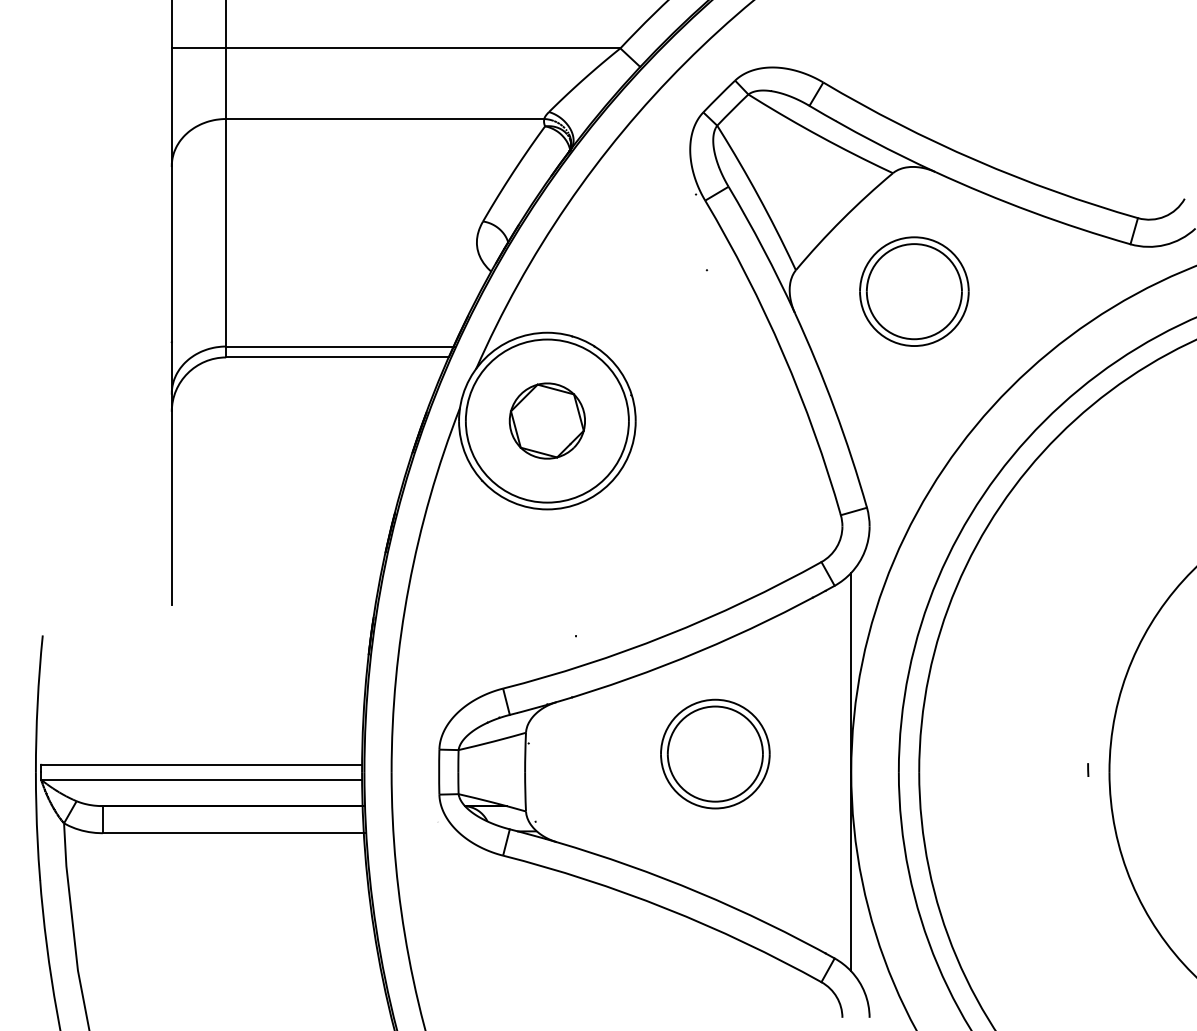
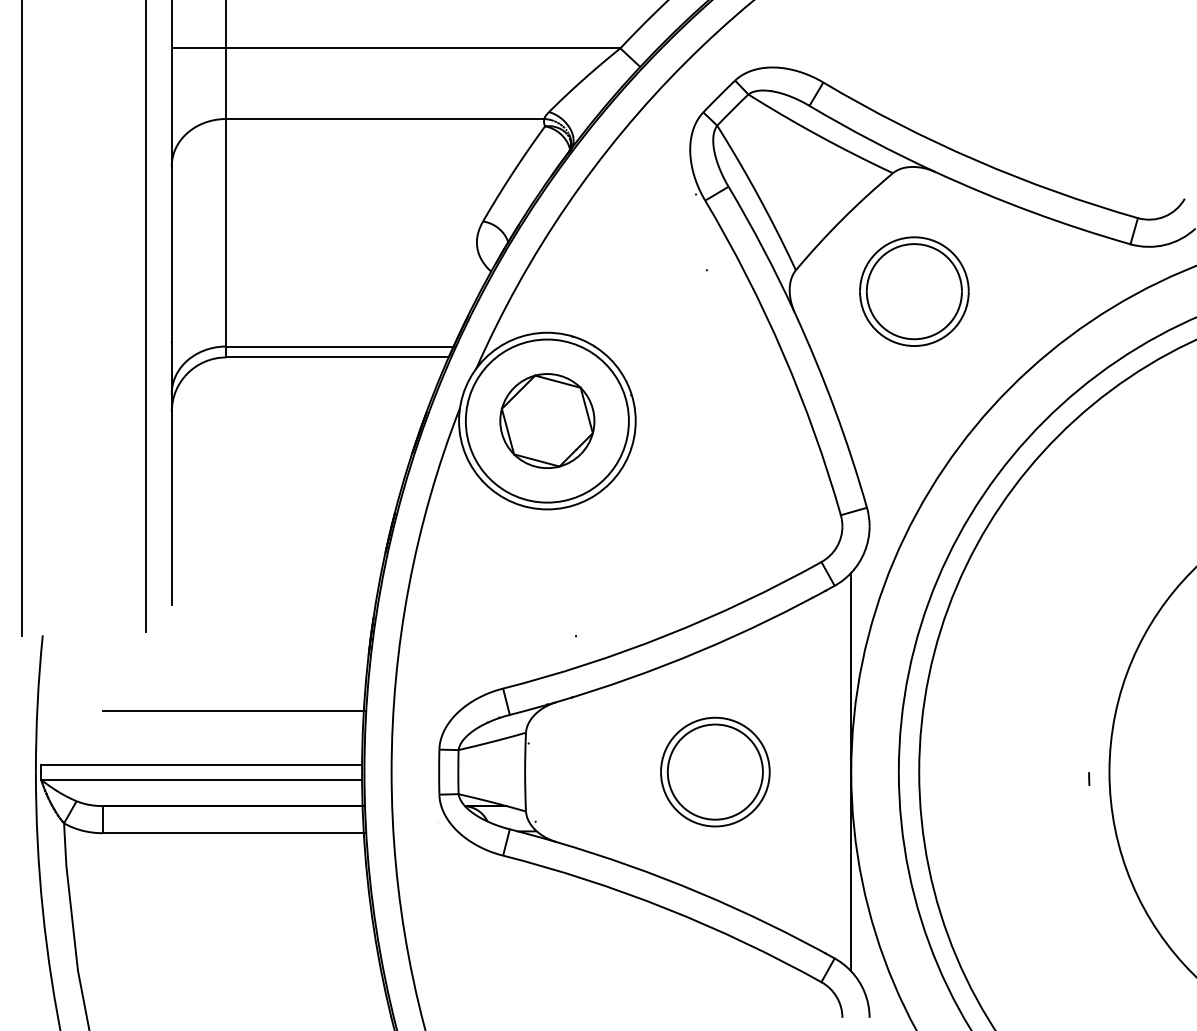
line: none -> present (145, 316)
line: none -> present (22, 319)
part size: 78x78 px -> 97x96 px (547, 420)
line: none -> present (233, 710)
part position: (715, 753) -> (715, 771) (715, 771)
line position: (1088, 769) -> (1089, 778) (1089, 778)
